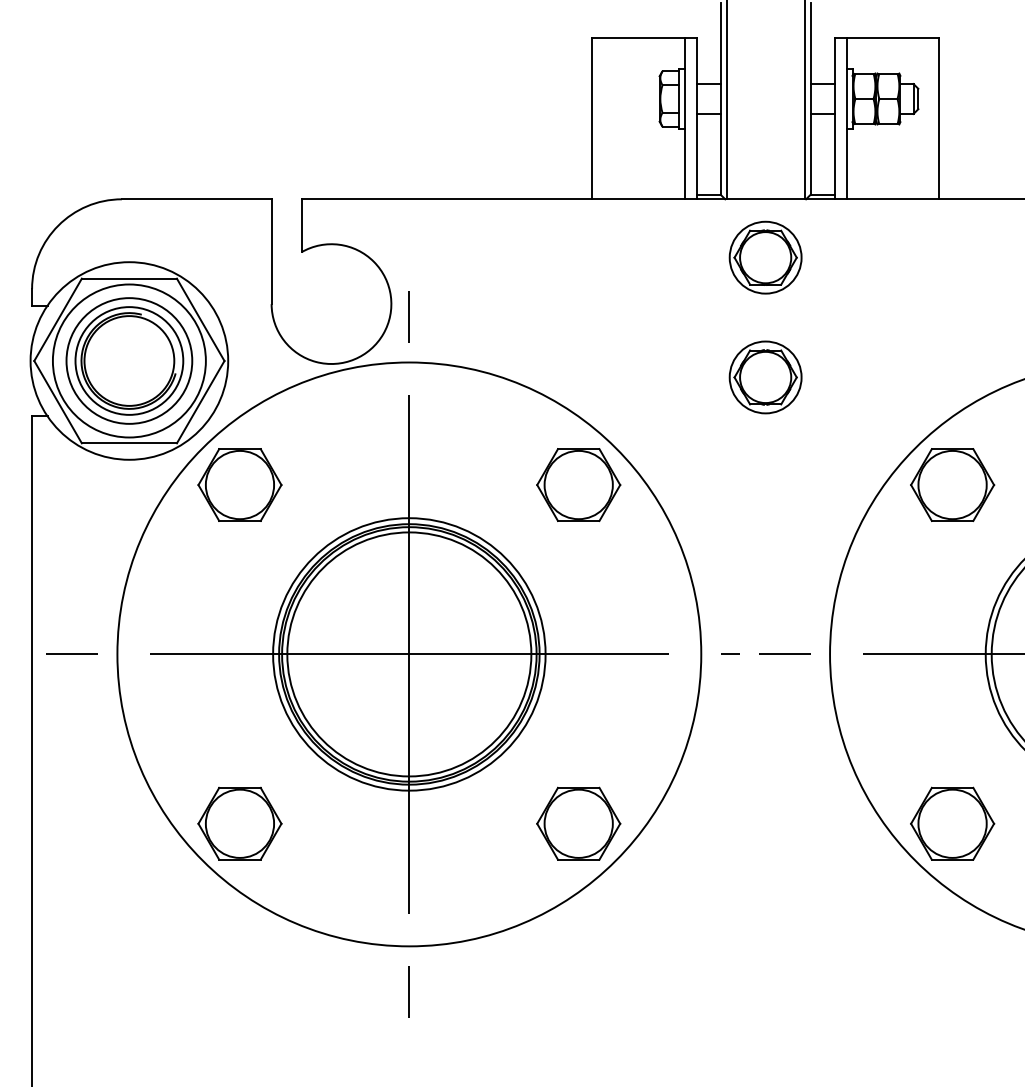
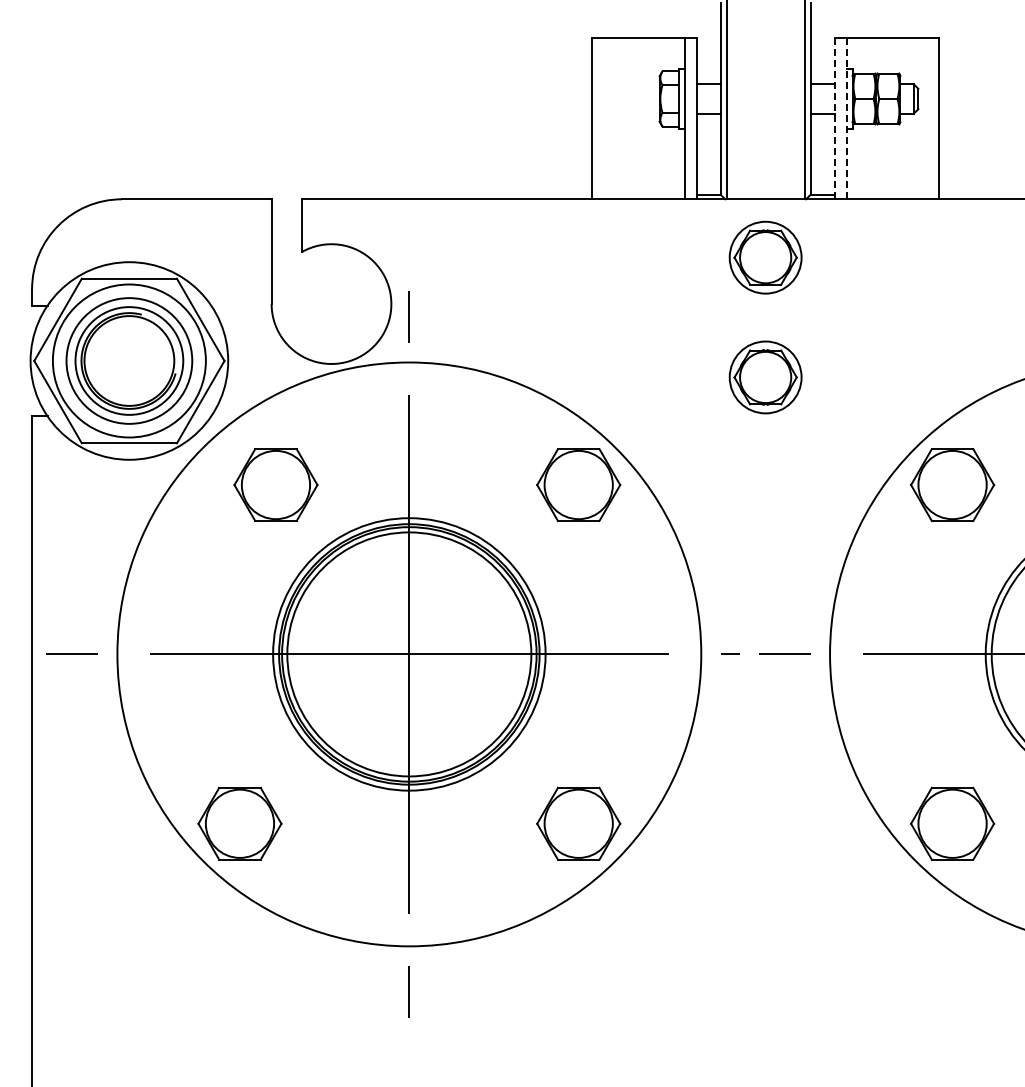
line: solid -> dashed (834, 118)
line: solid -> dashed (846, 118)
part position: (239, 484) -> (275, 484) (275, 484)
